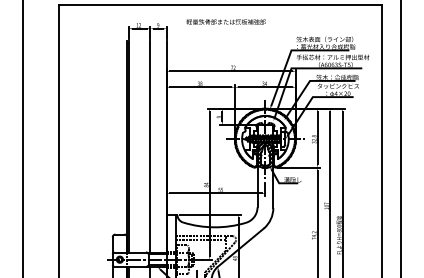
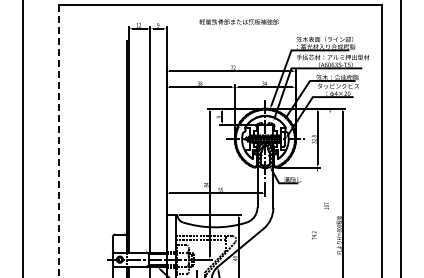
text position: (225, 21) -> (238, 21) (238, 21)
line: solid -> dashed (59, 141)
line: present -> none (330, 193)
line: present -> none (317, 222)
